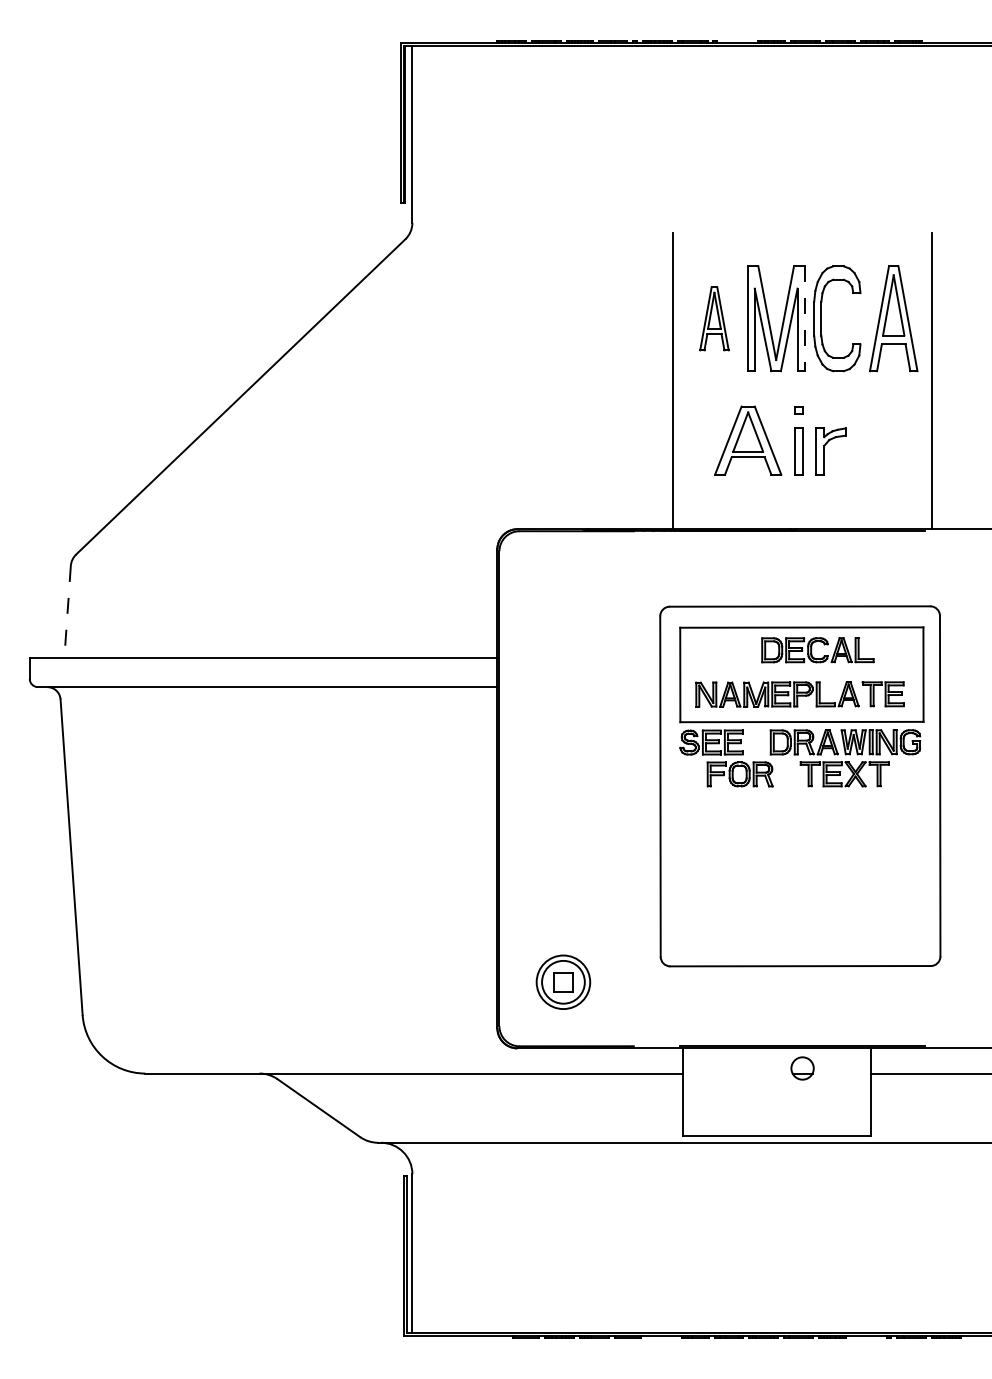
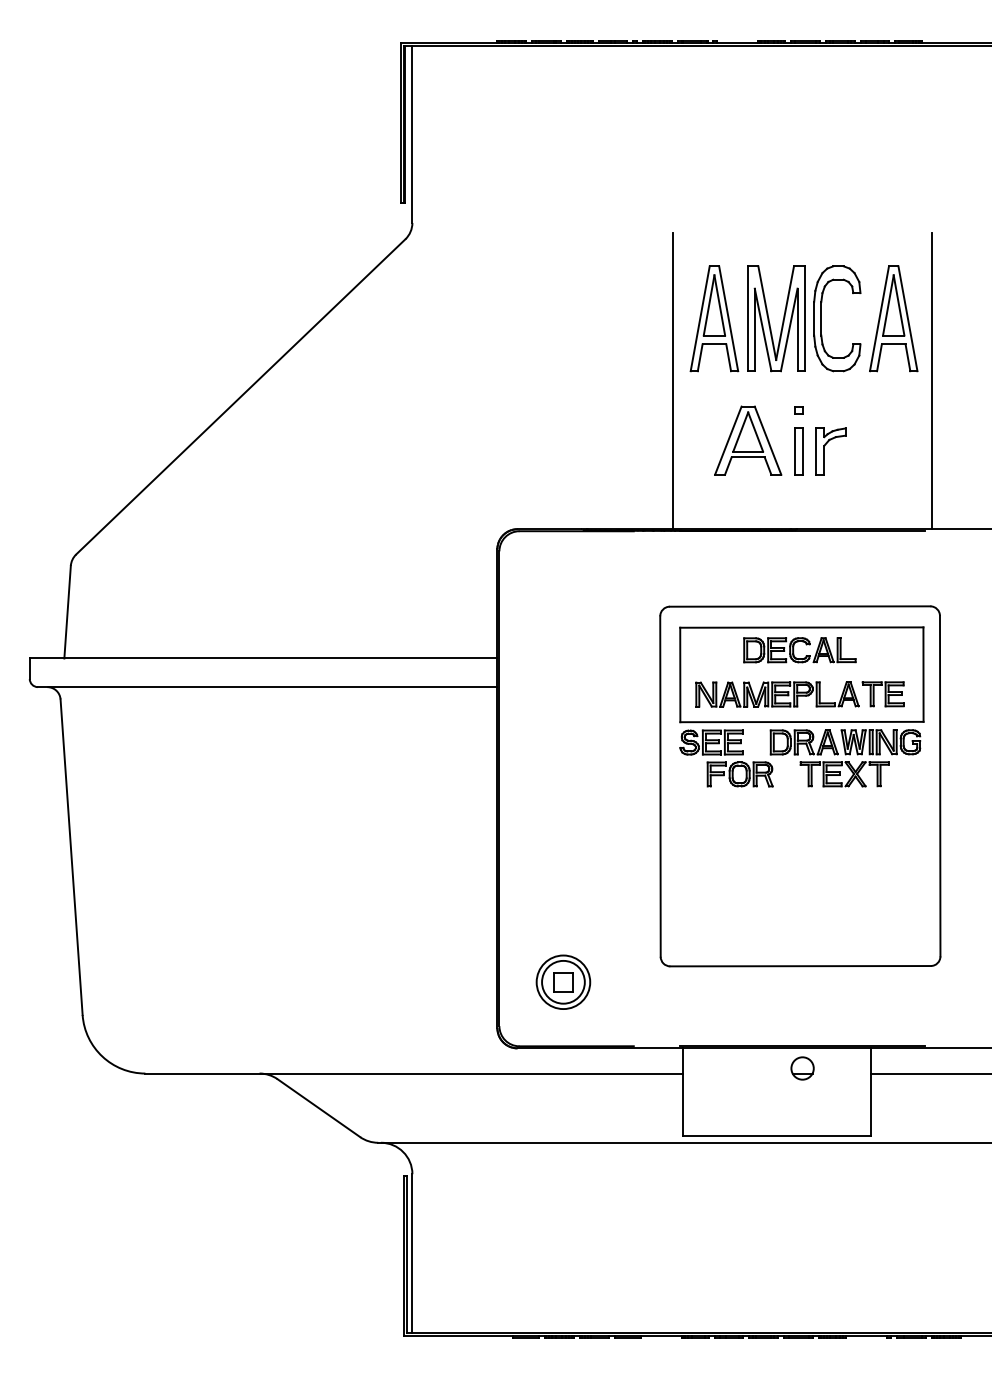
part size: 31x66 px -> 51x108 px (714, 318)
line: dashed -> solid (804, 319)
line: dashed -> solid (67, 612)
part position: (817, 650) -> (799, 650) (799, 650)
